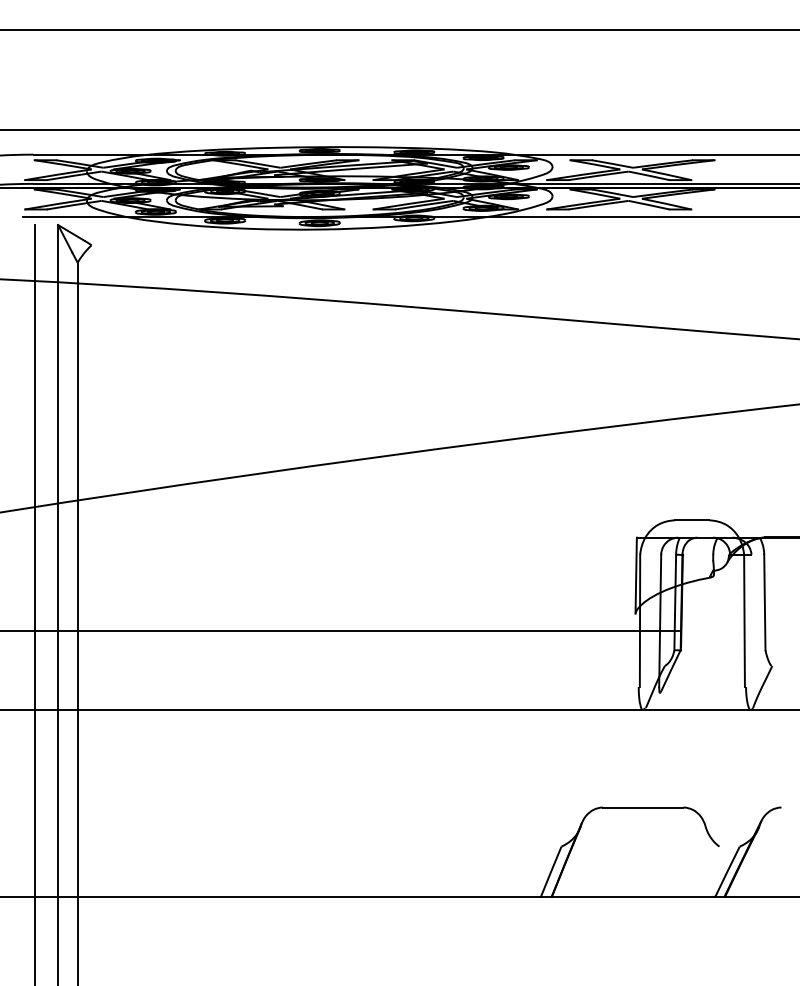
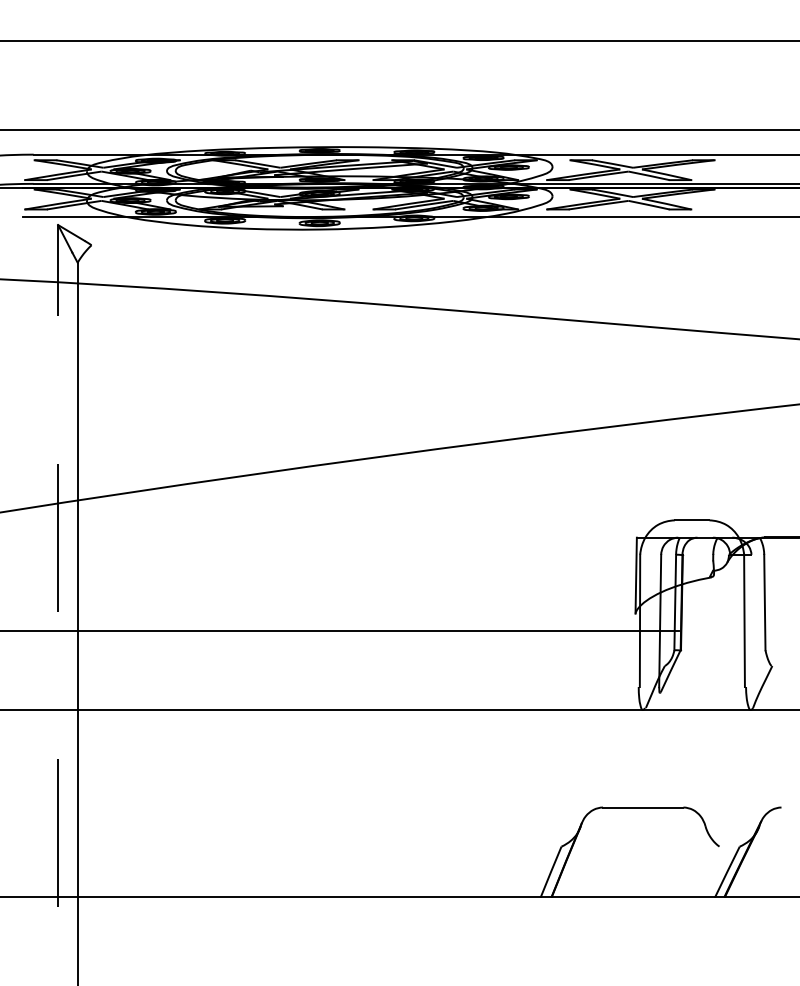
line position: (399, 29) -> (399, 40) (399, 40)
line: present -> none (35, 603)
line: solid -> dashed (58, 605)
